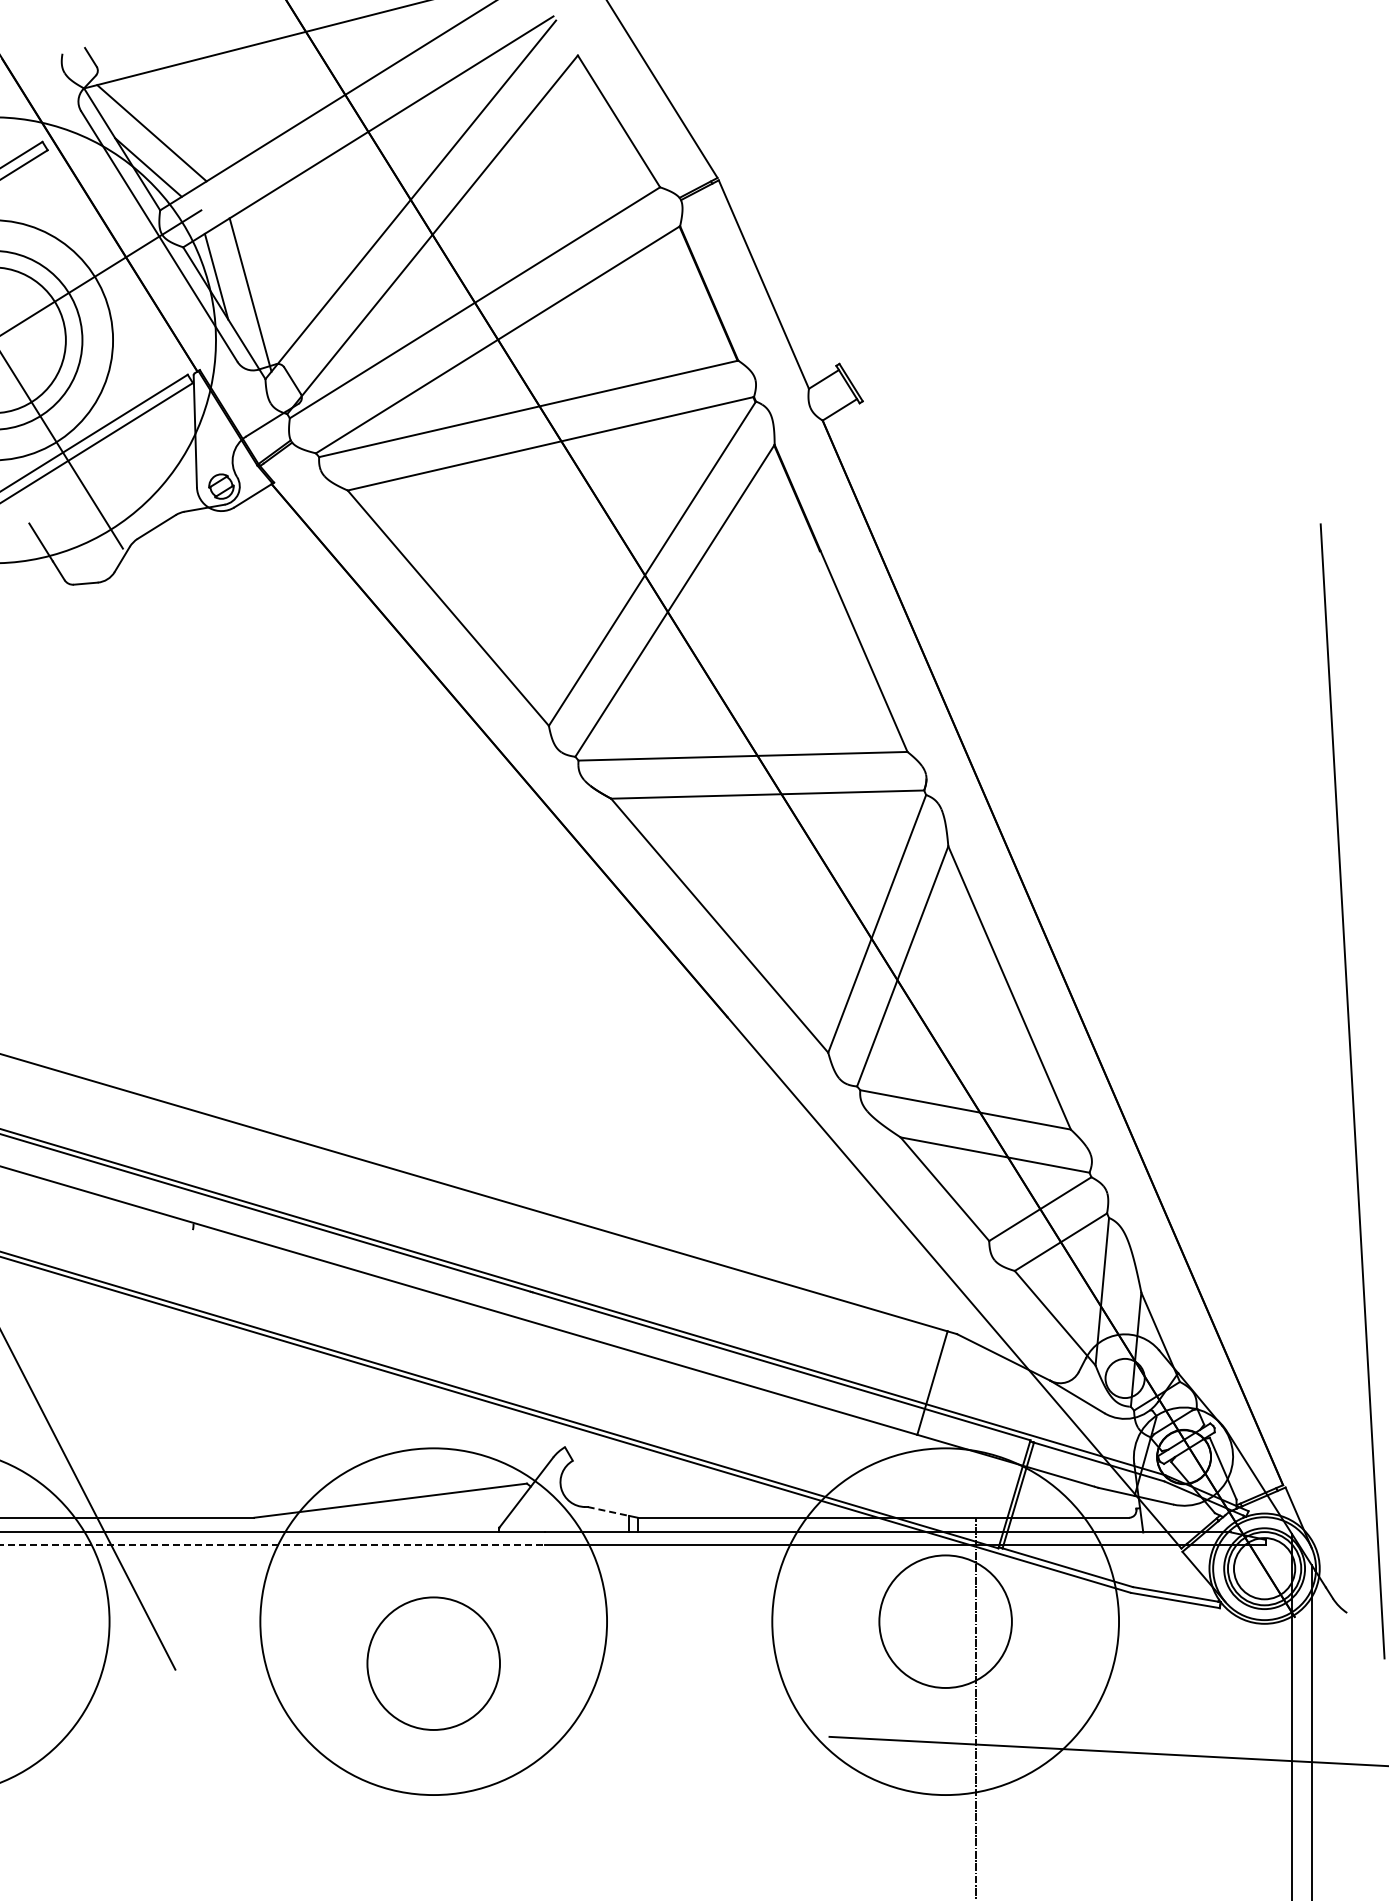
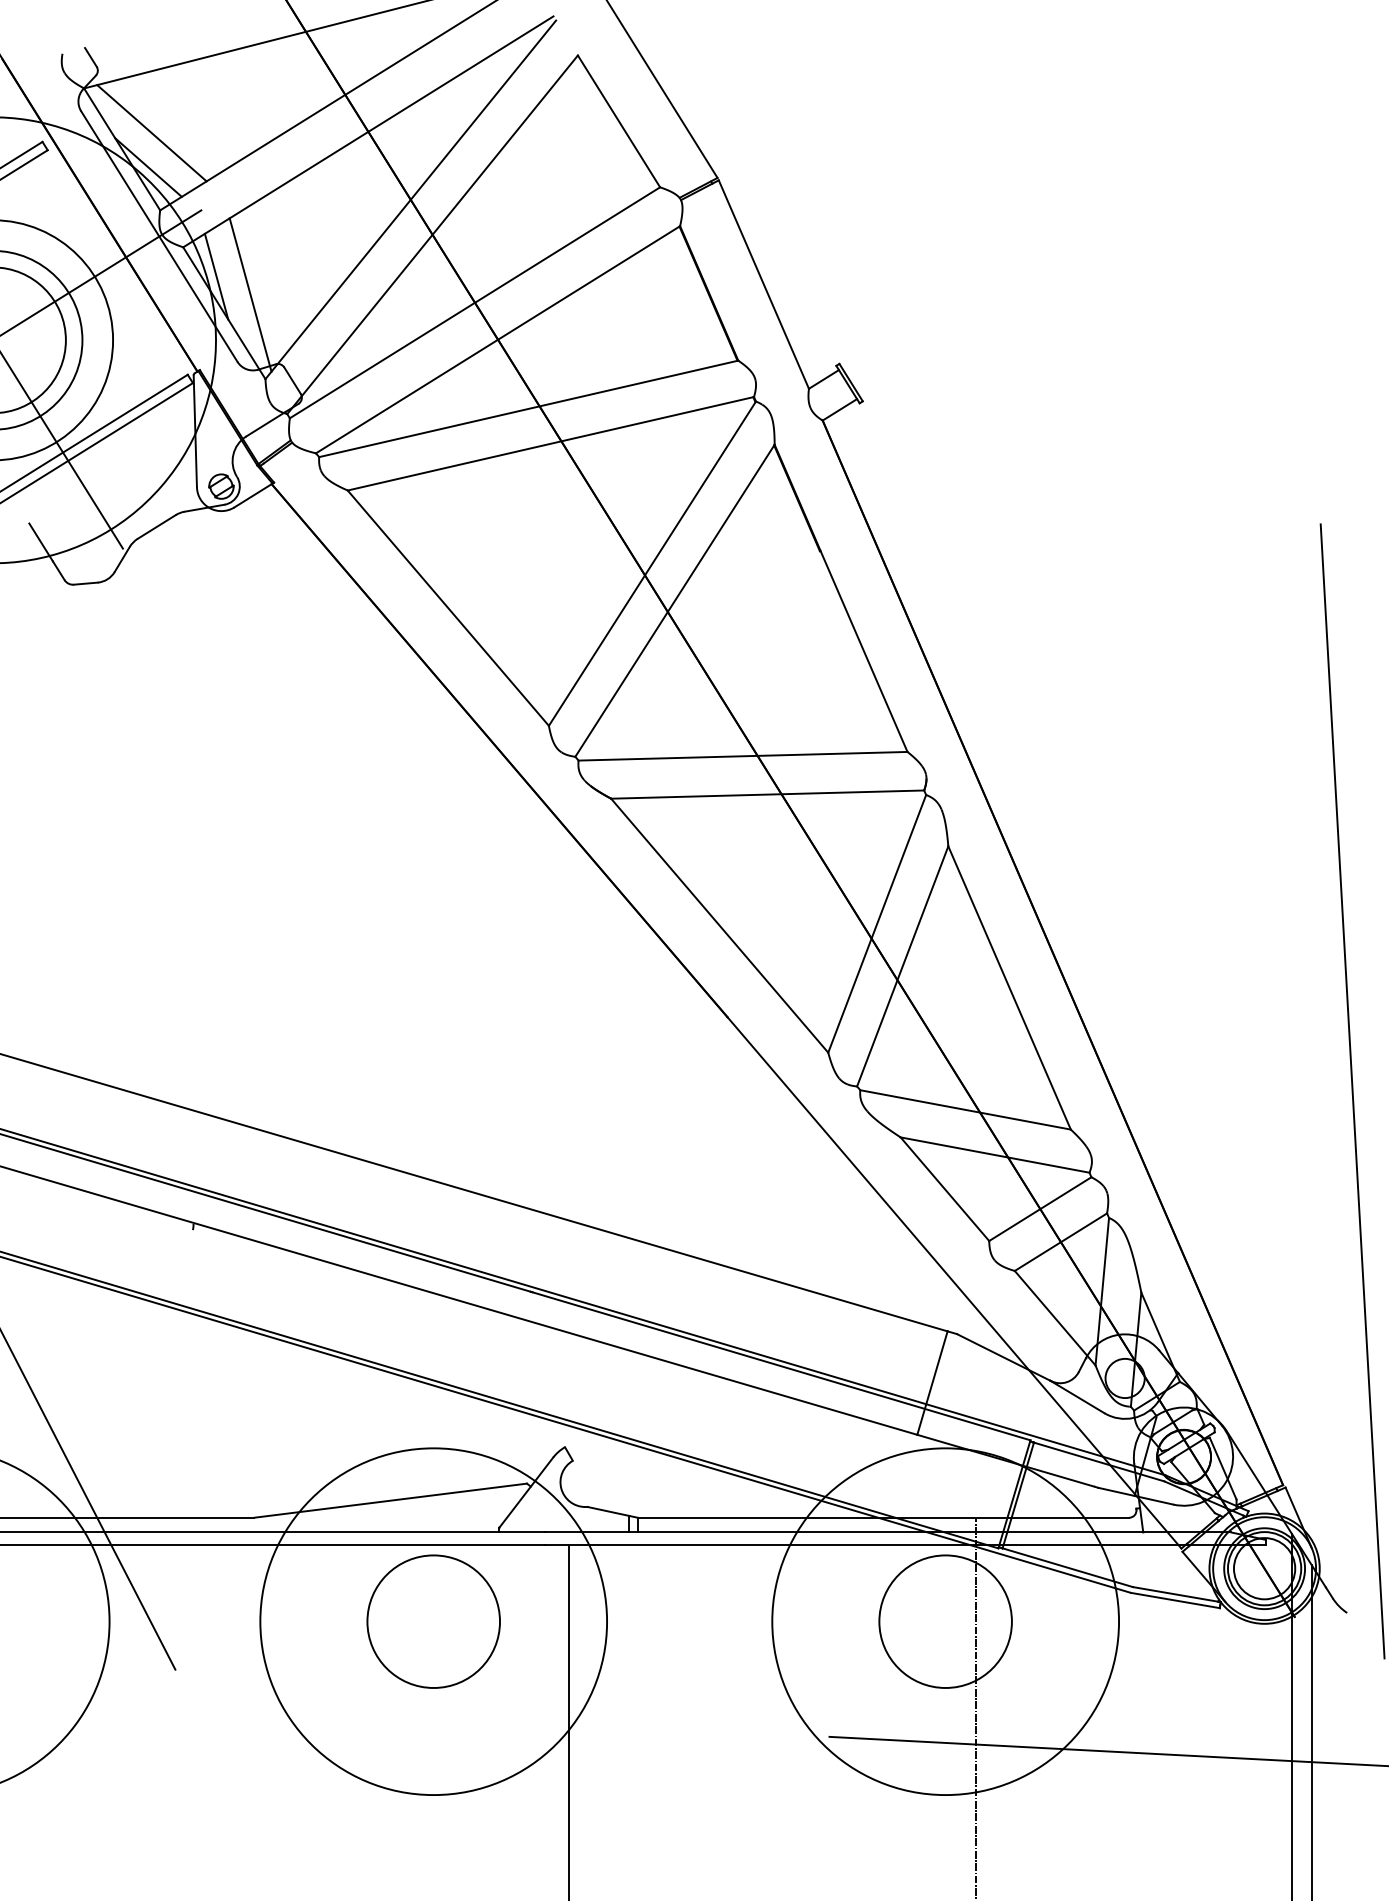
line: dashed -> solid (608, 1511)
line: dashed -> solid (272, 1544)
circle position: (433, 1663) -> (433, 1621) (433, 1621)
line: none -> present (569, 1720)
